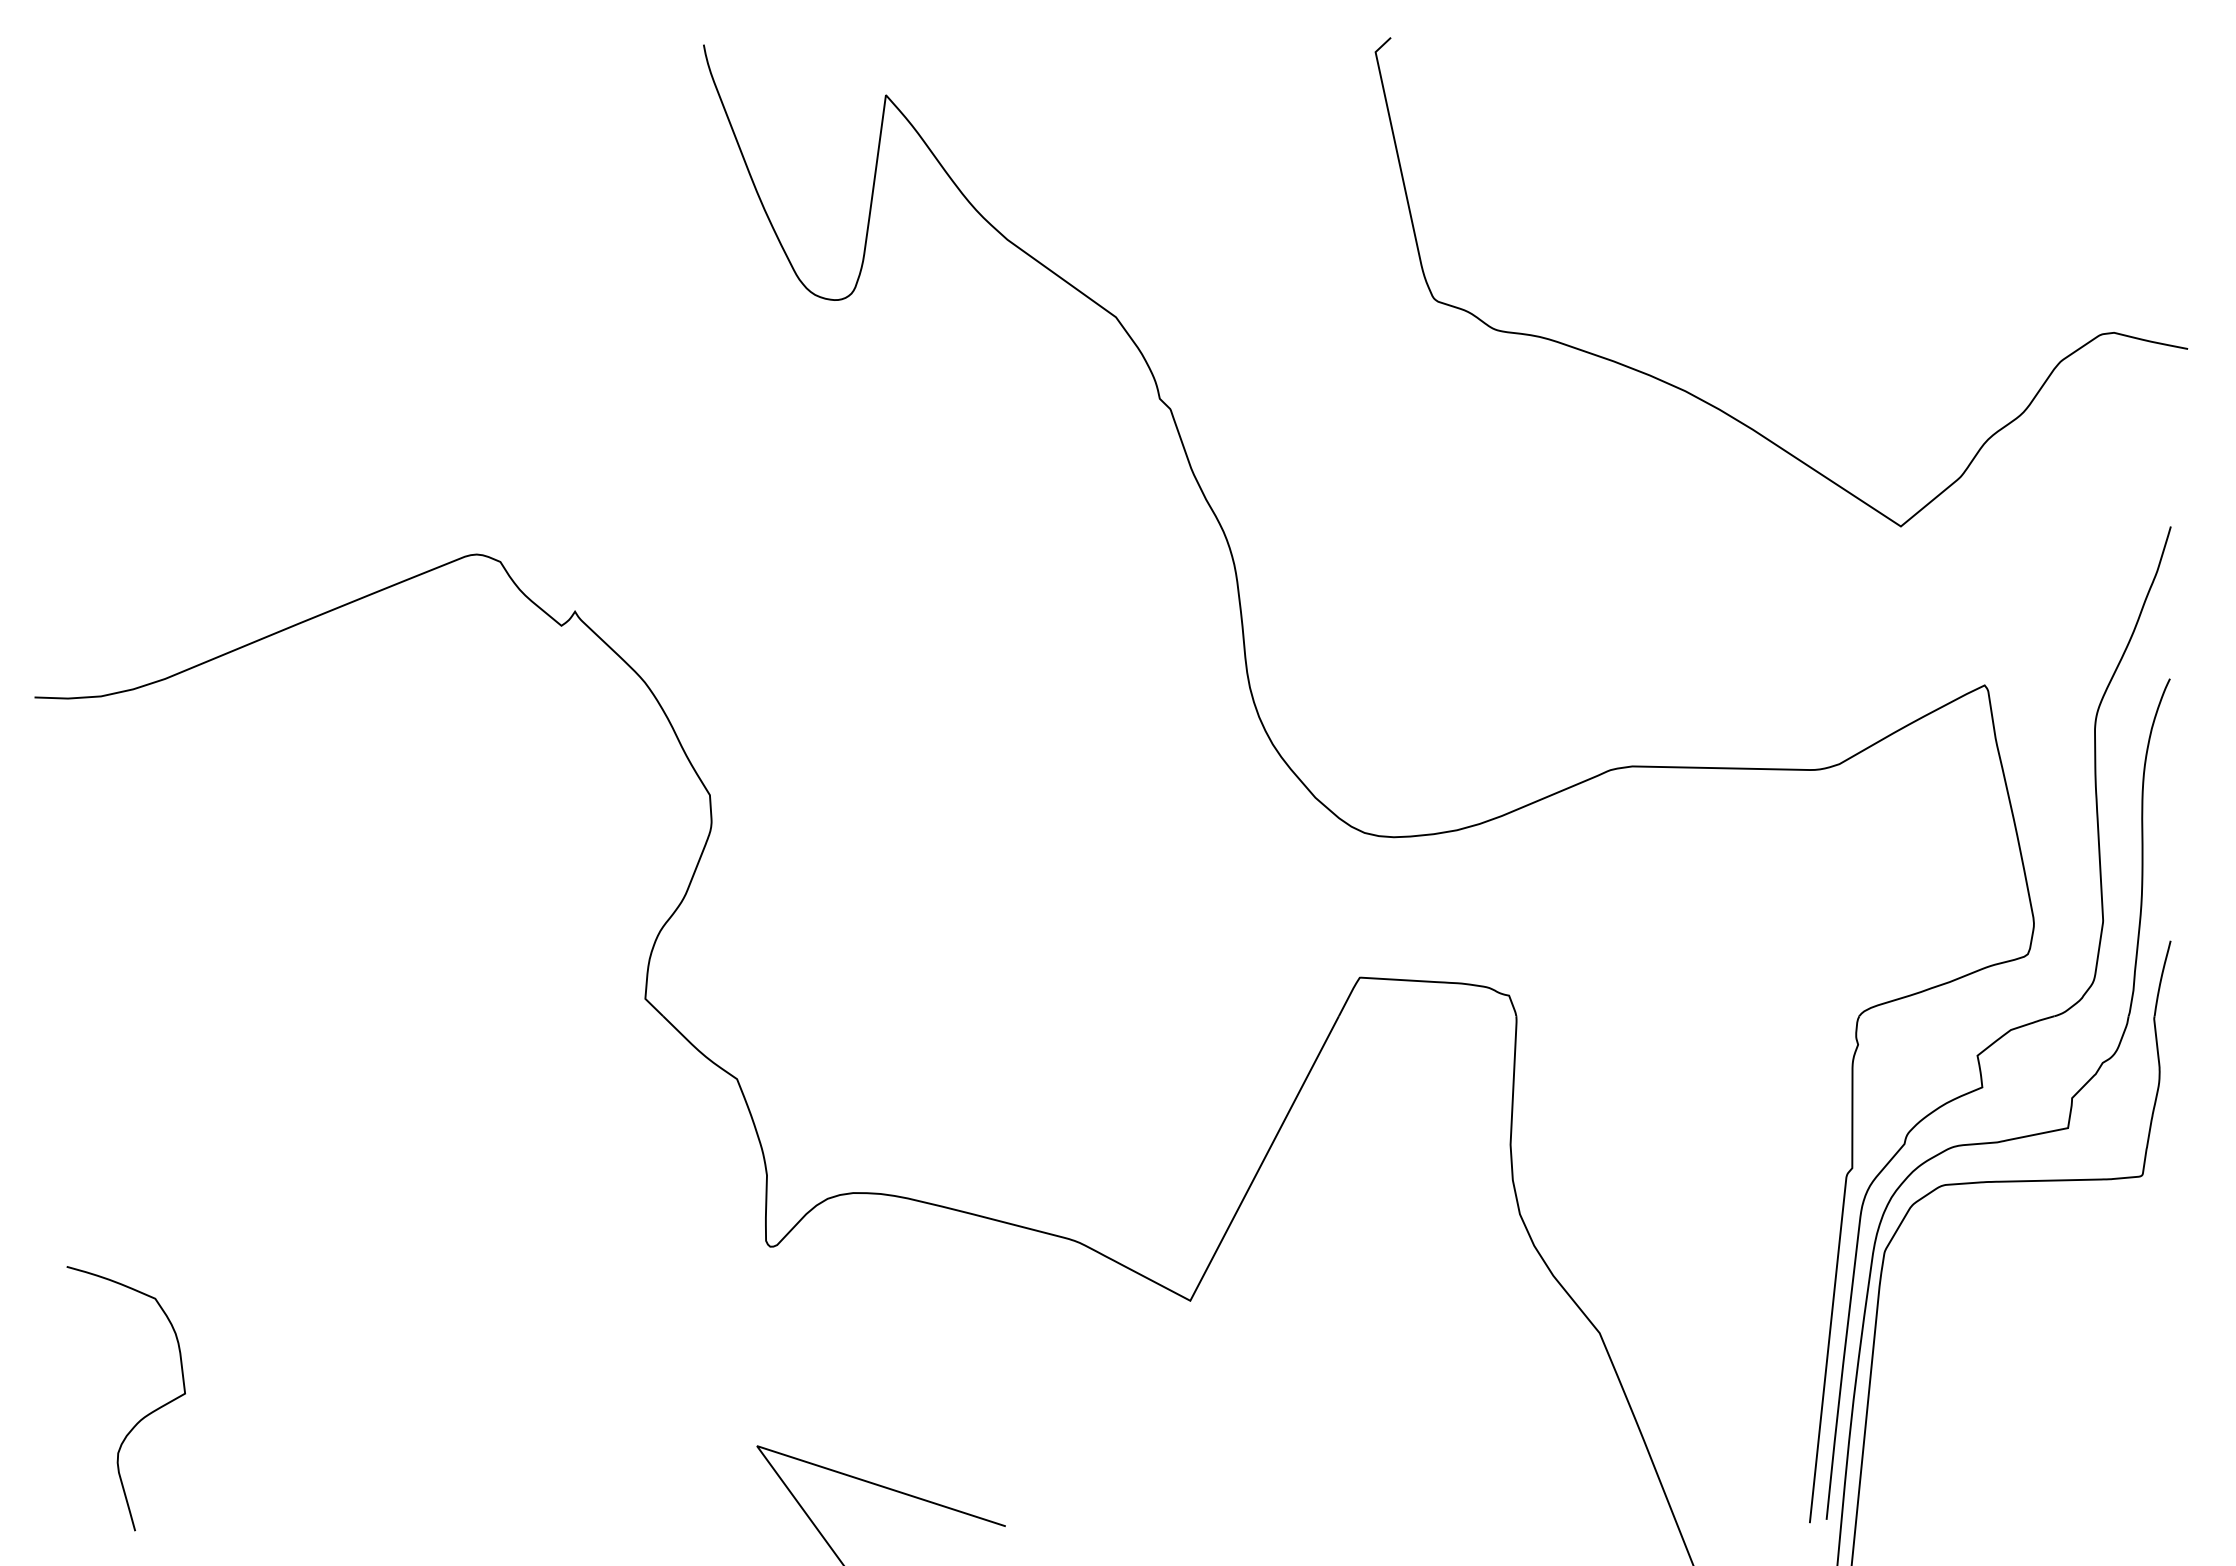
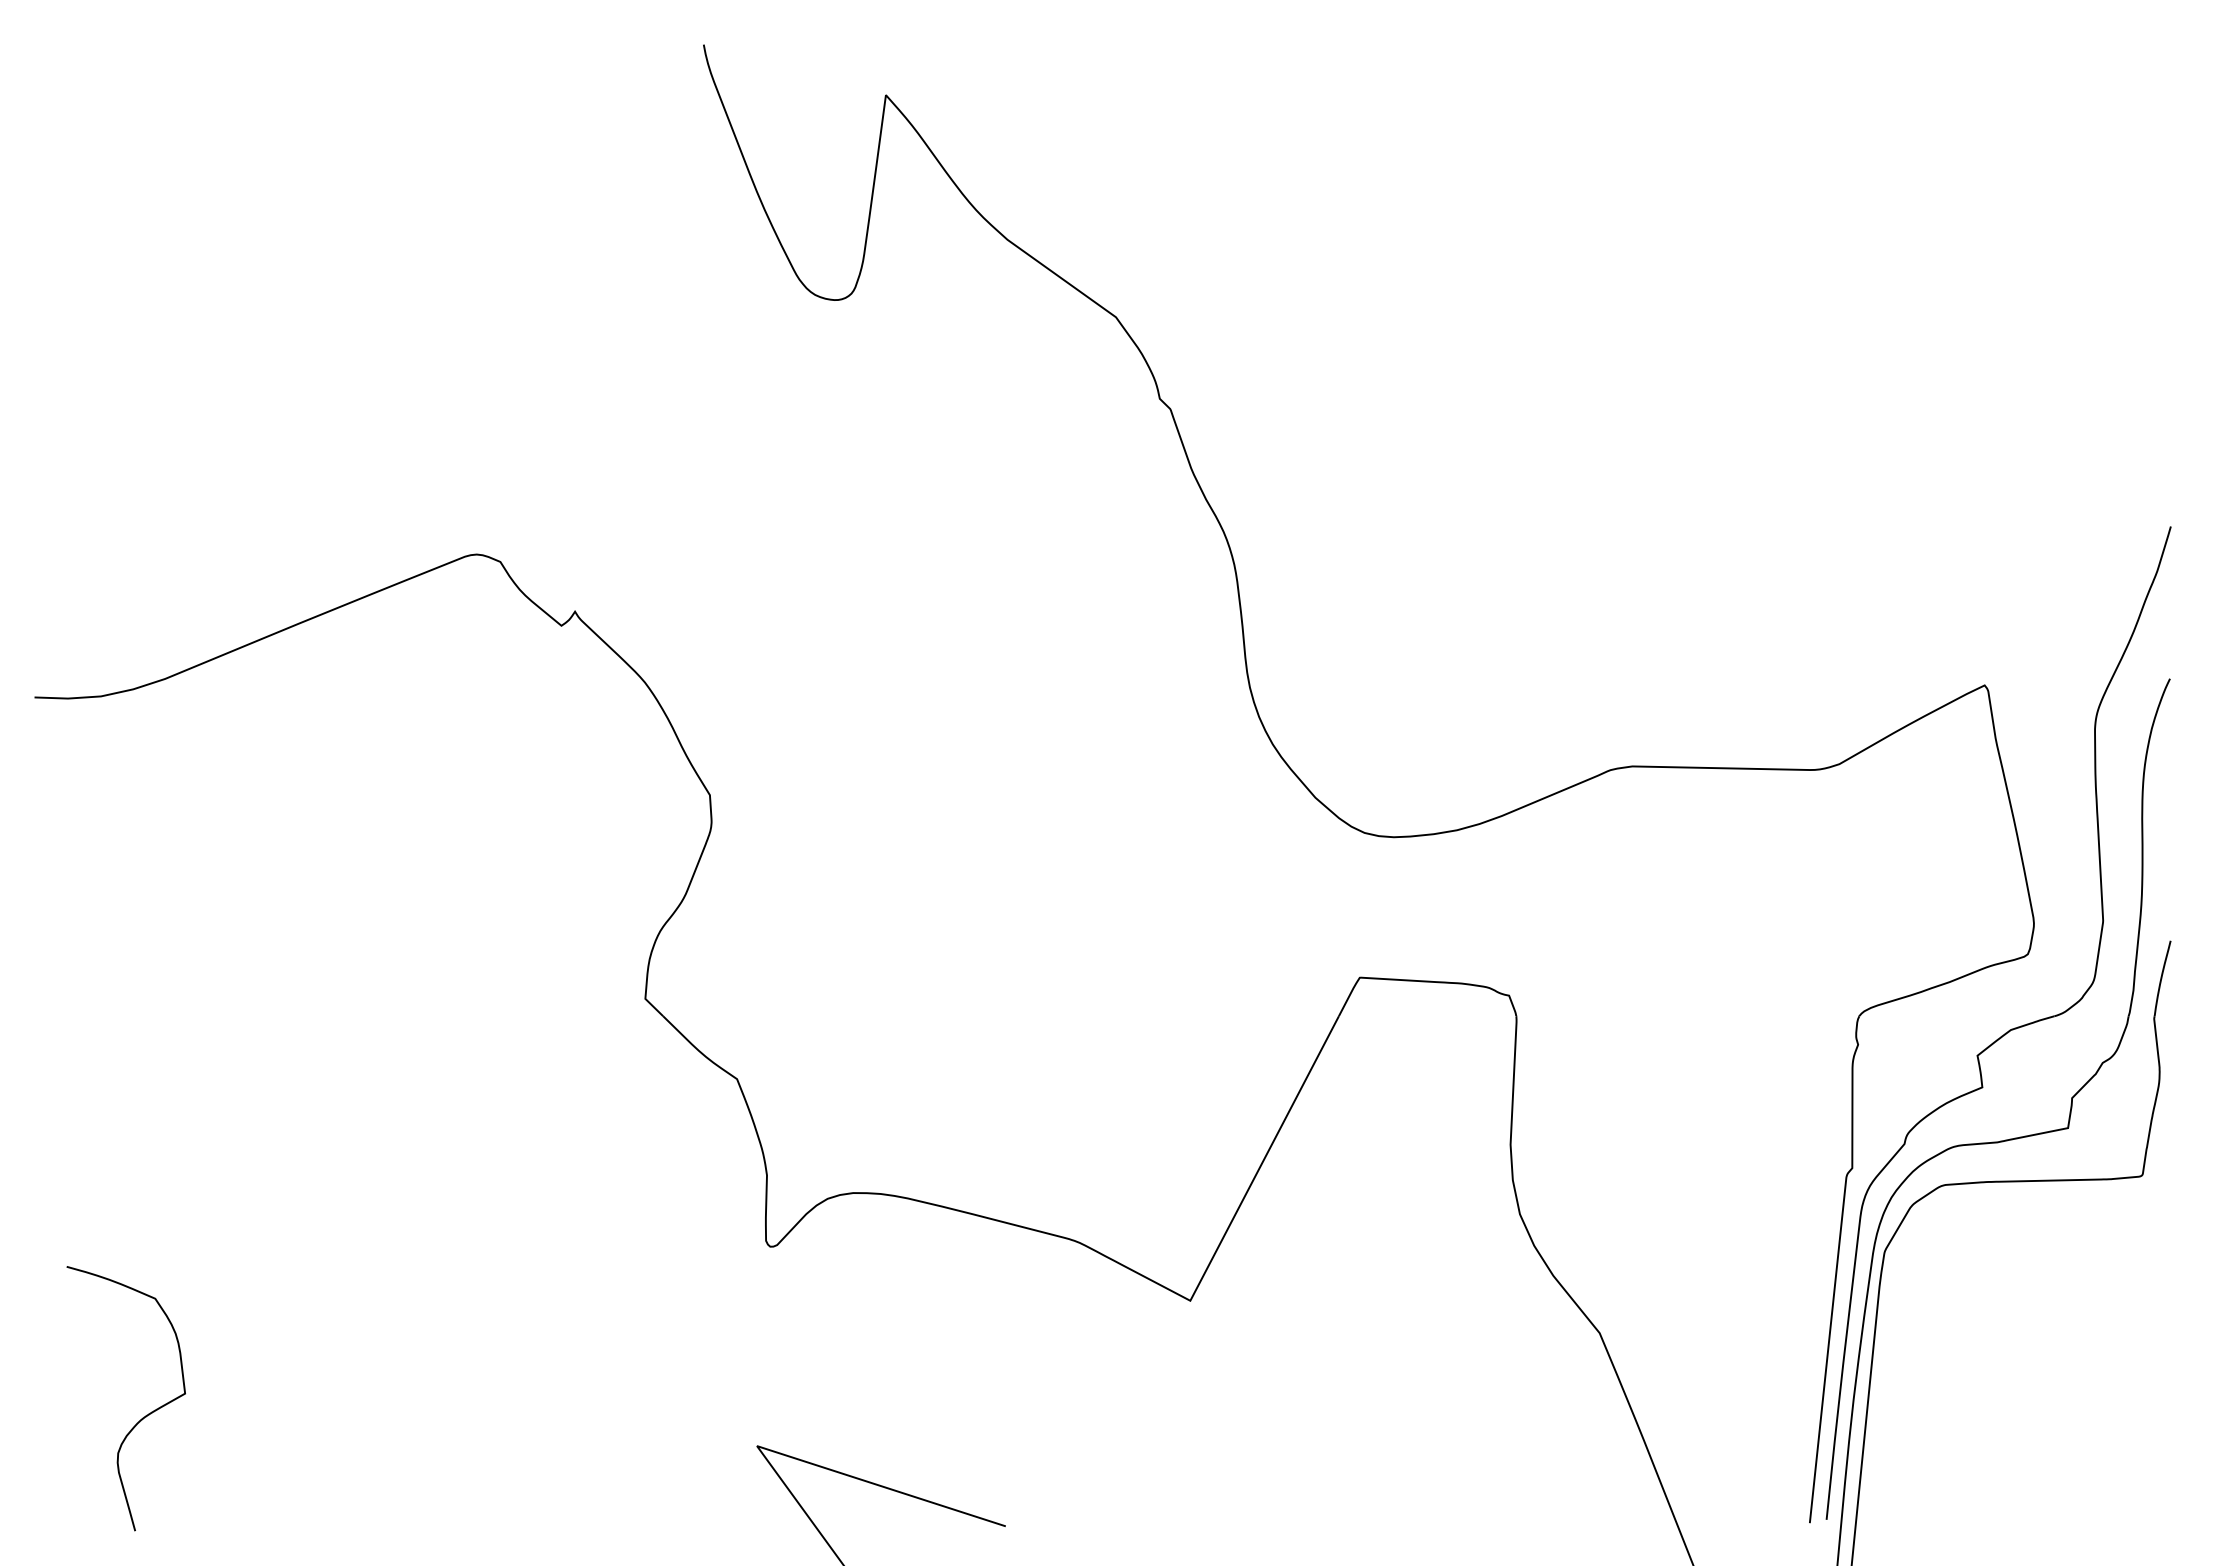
curve: present -> none (1716, 406)
